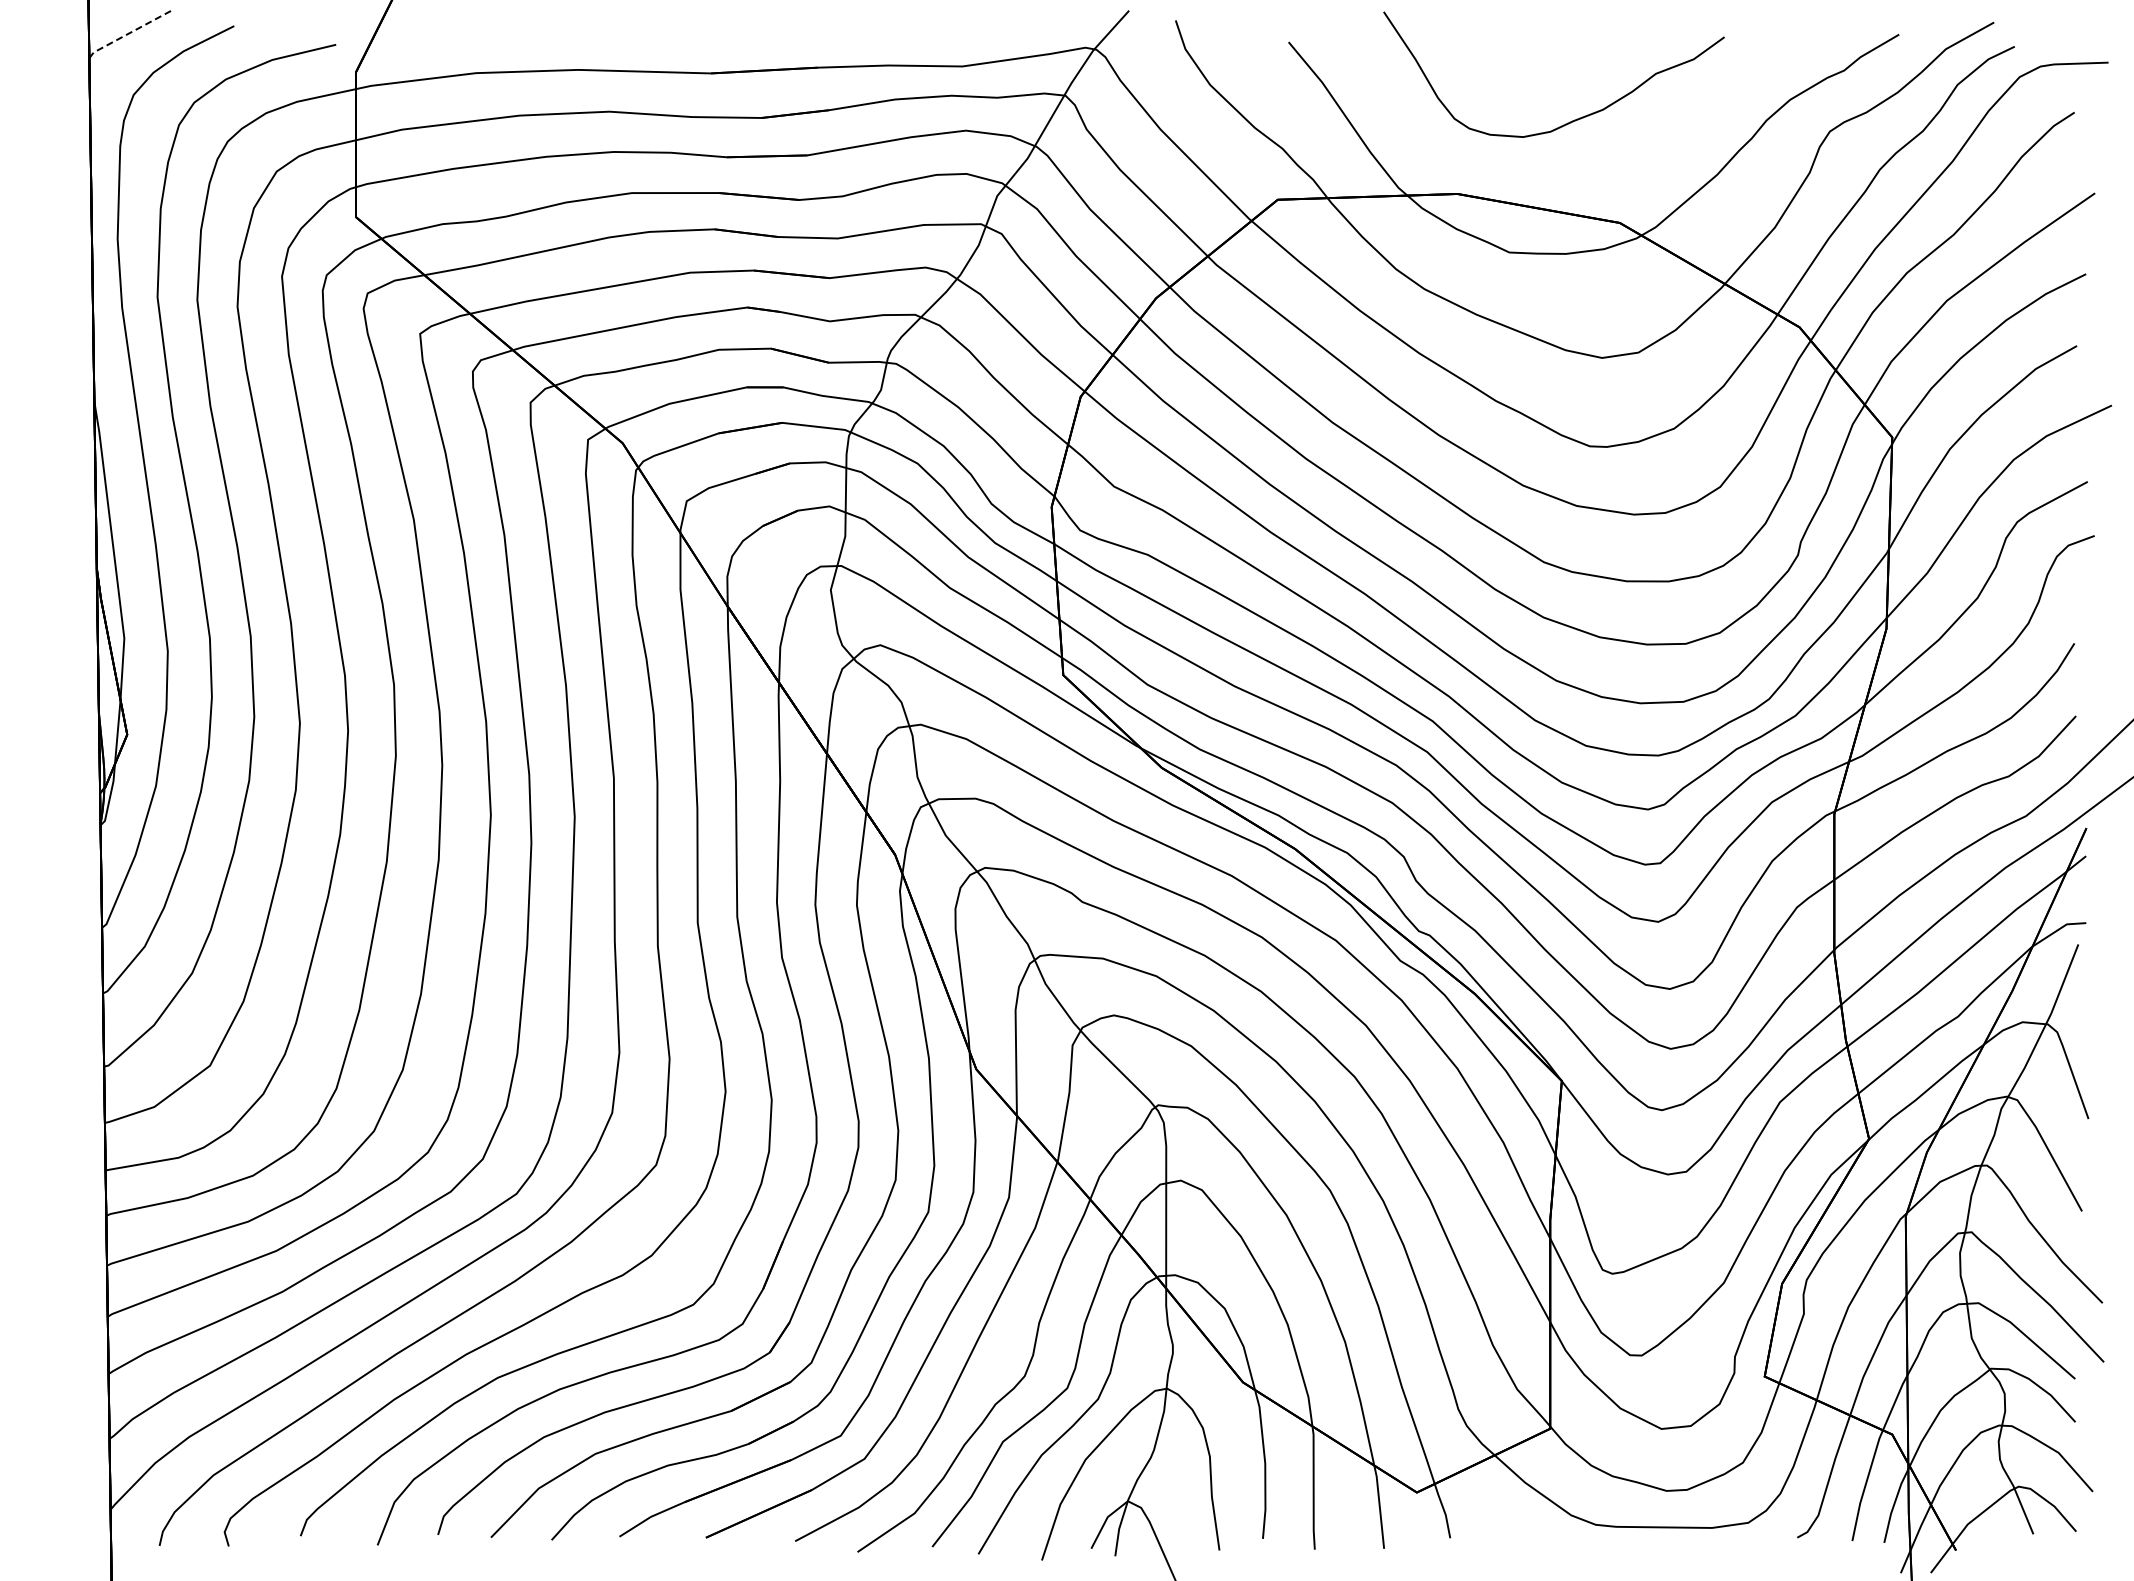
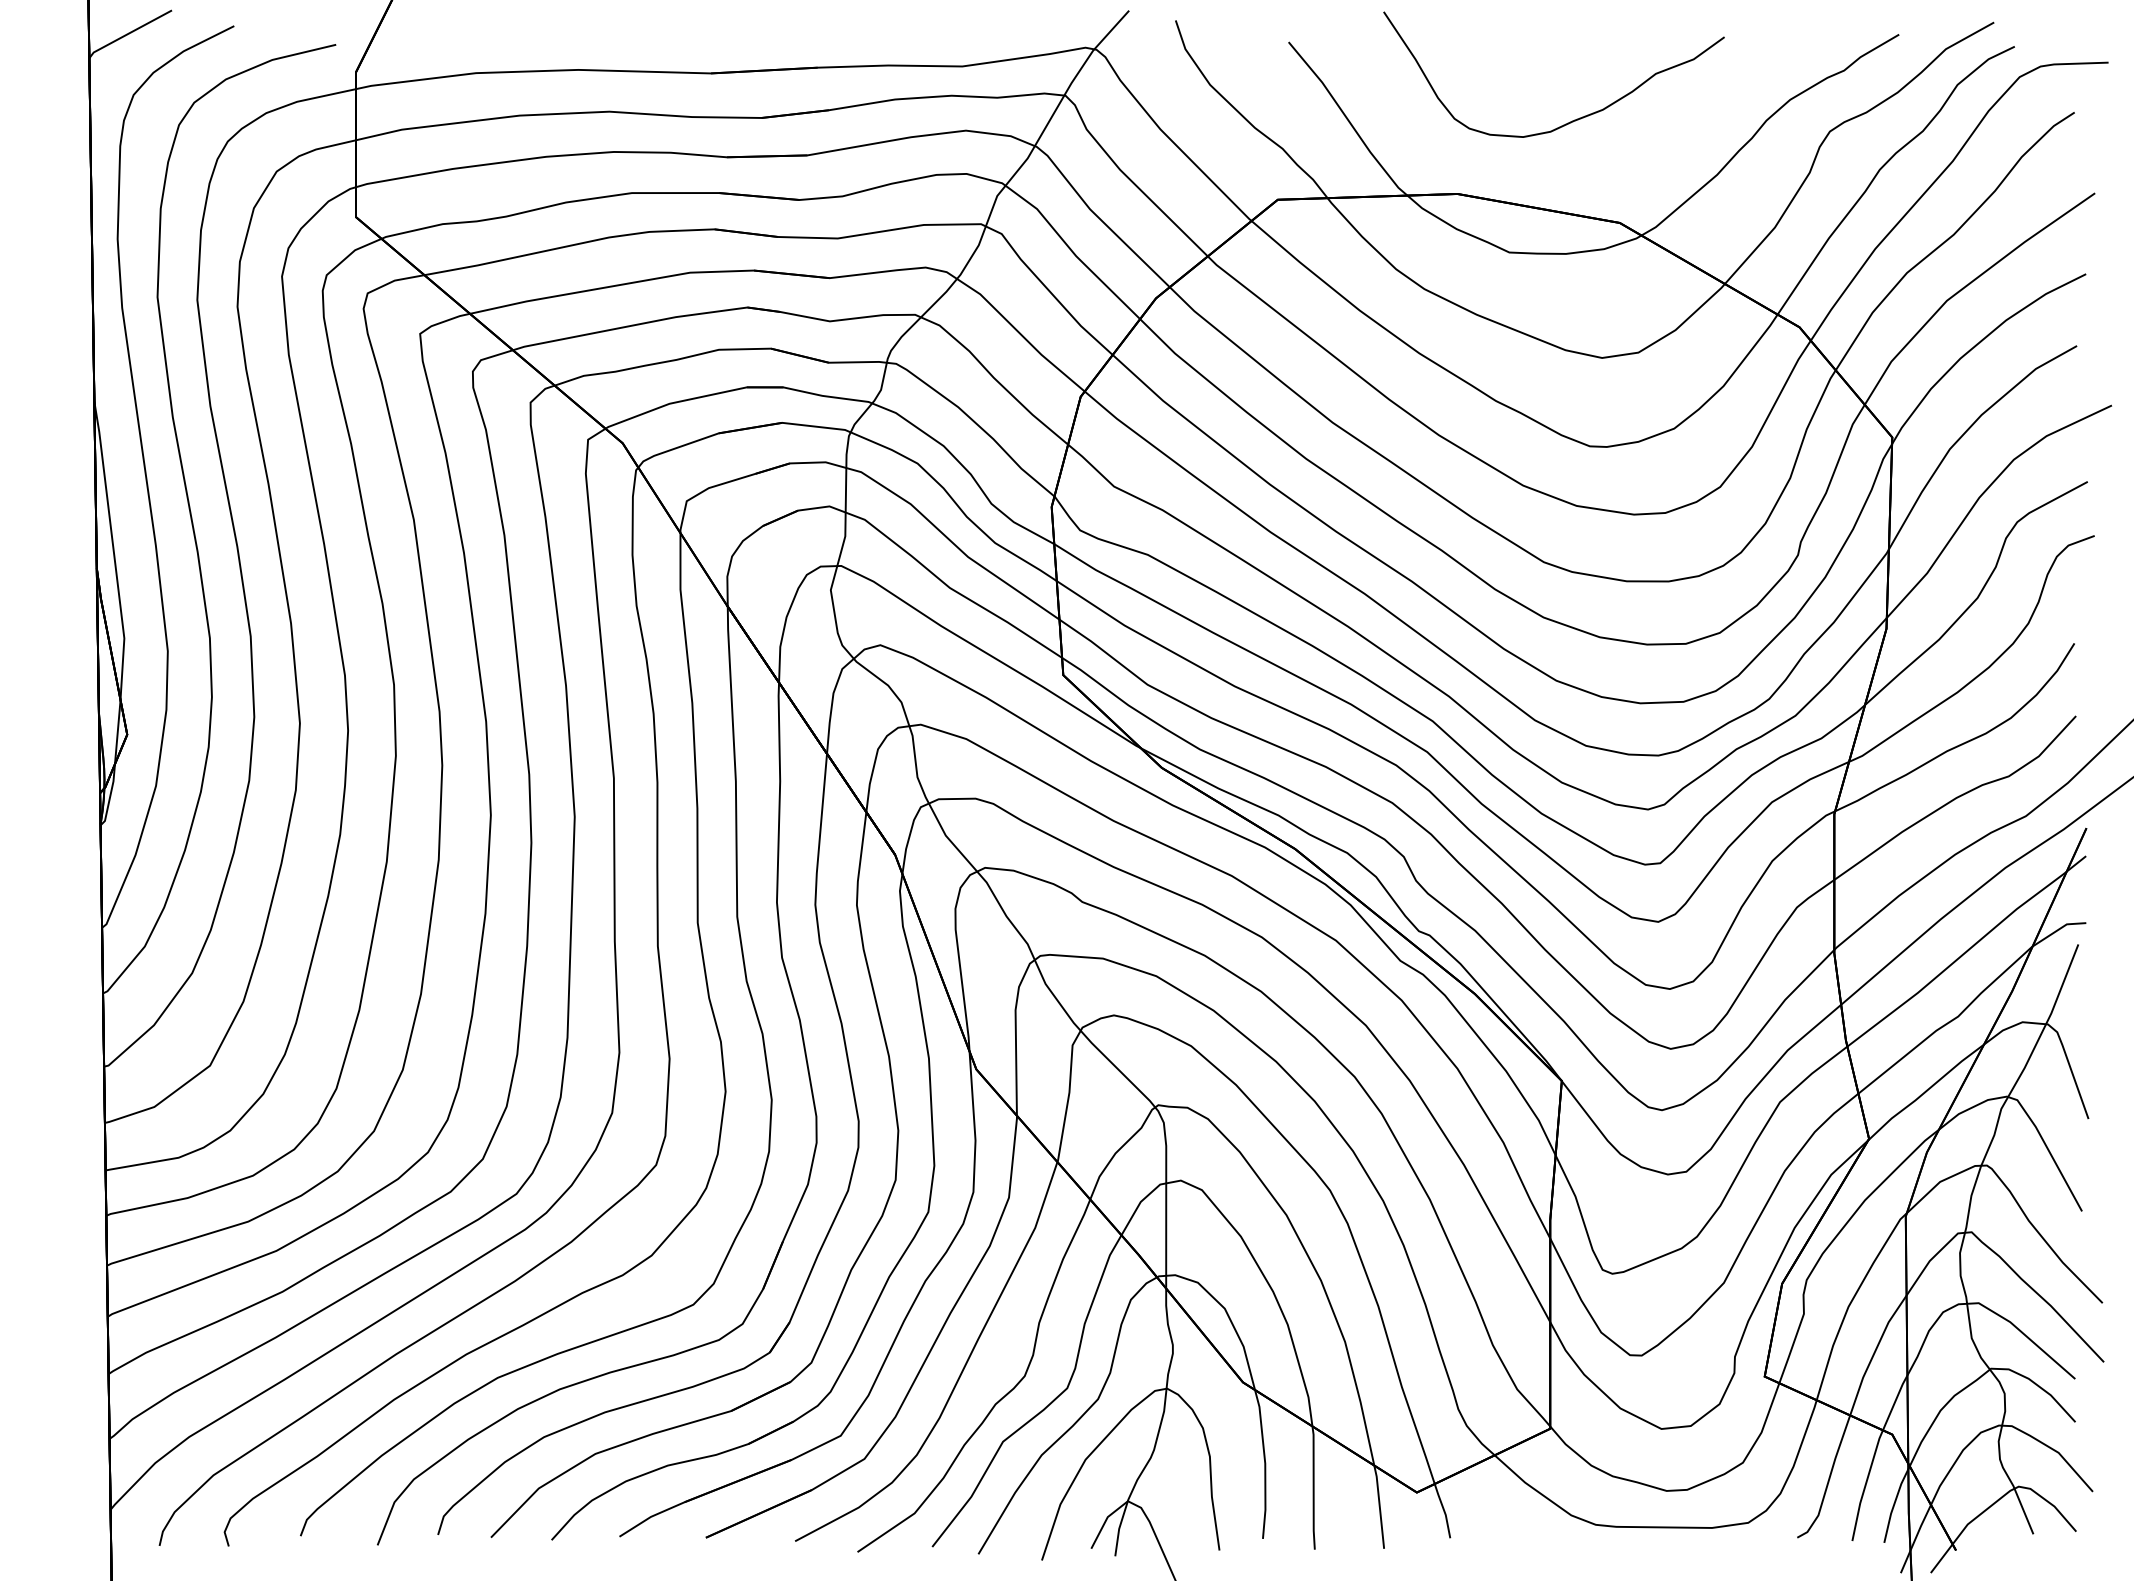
line: dashed -> solid (128, 33)
